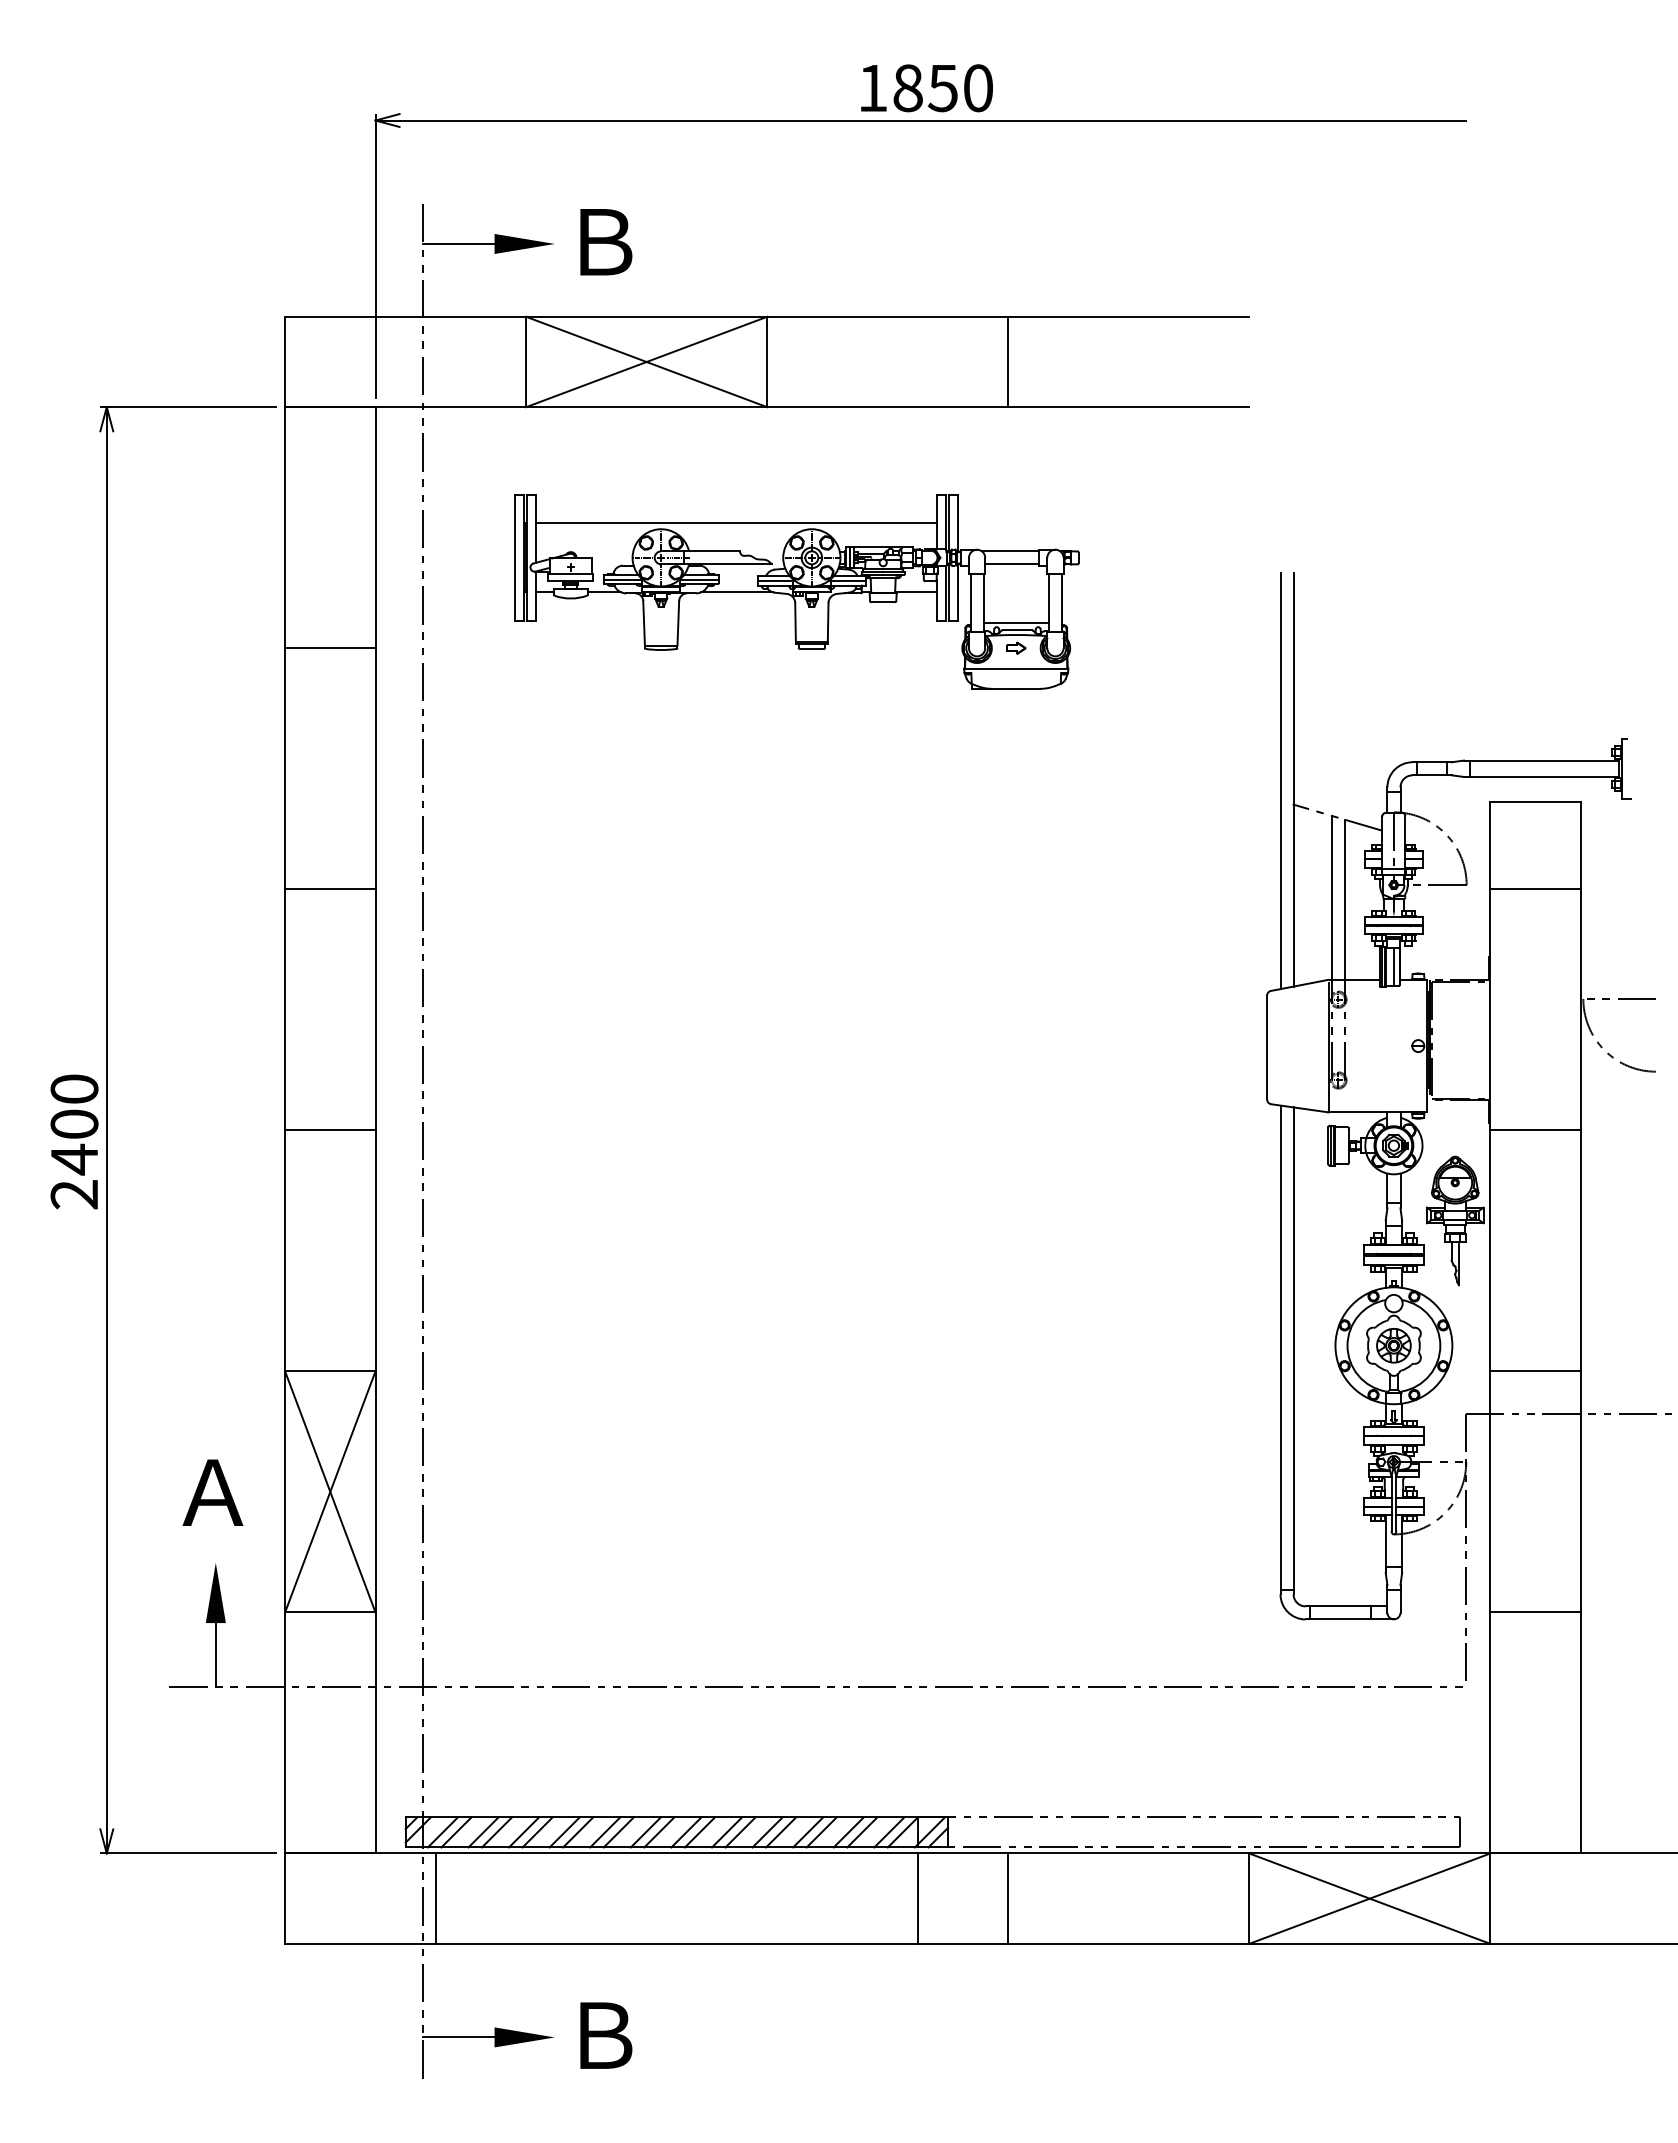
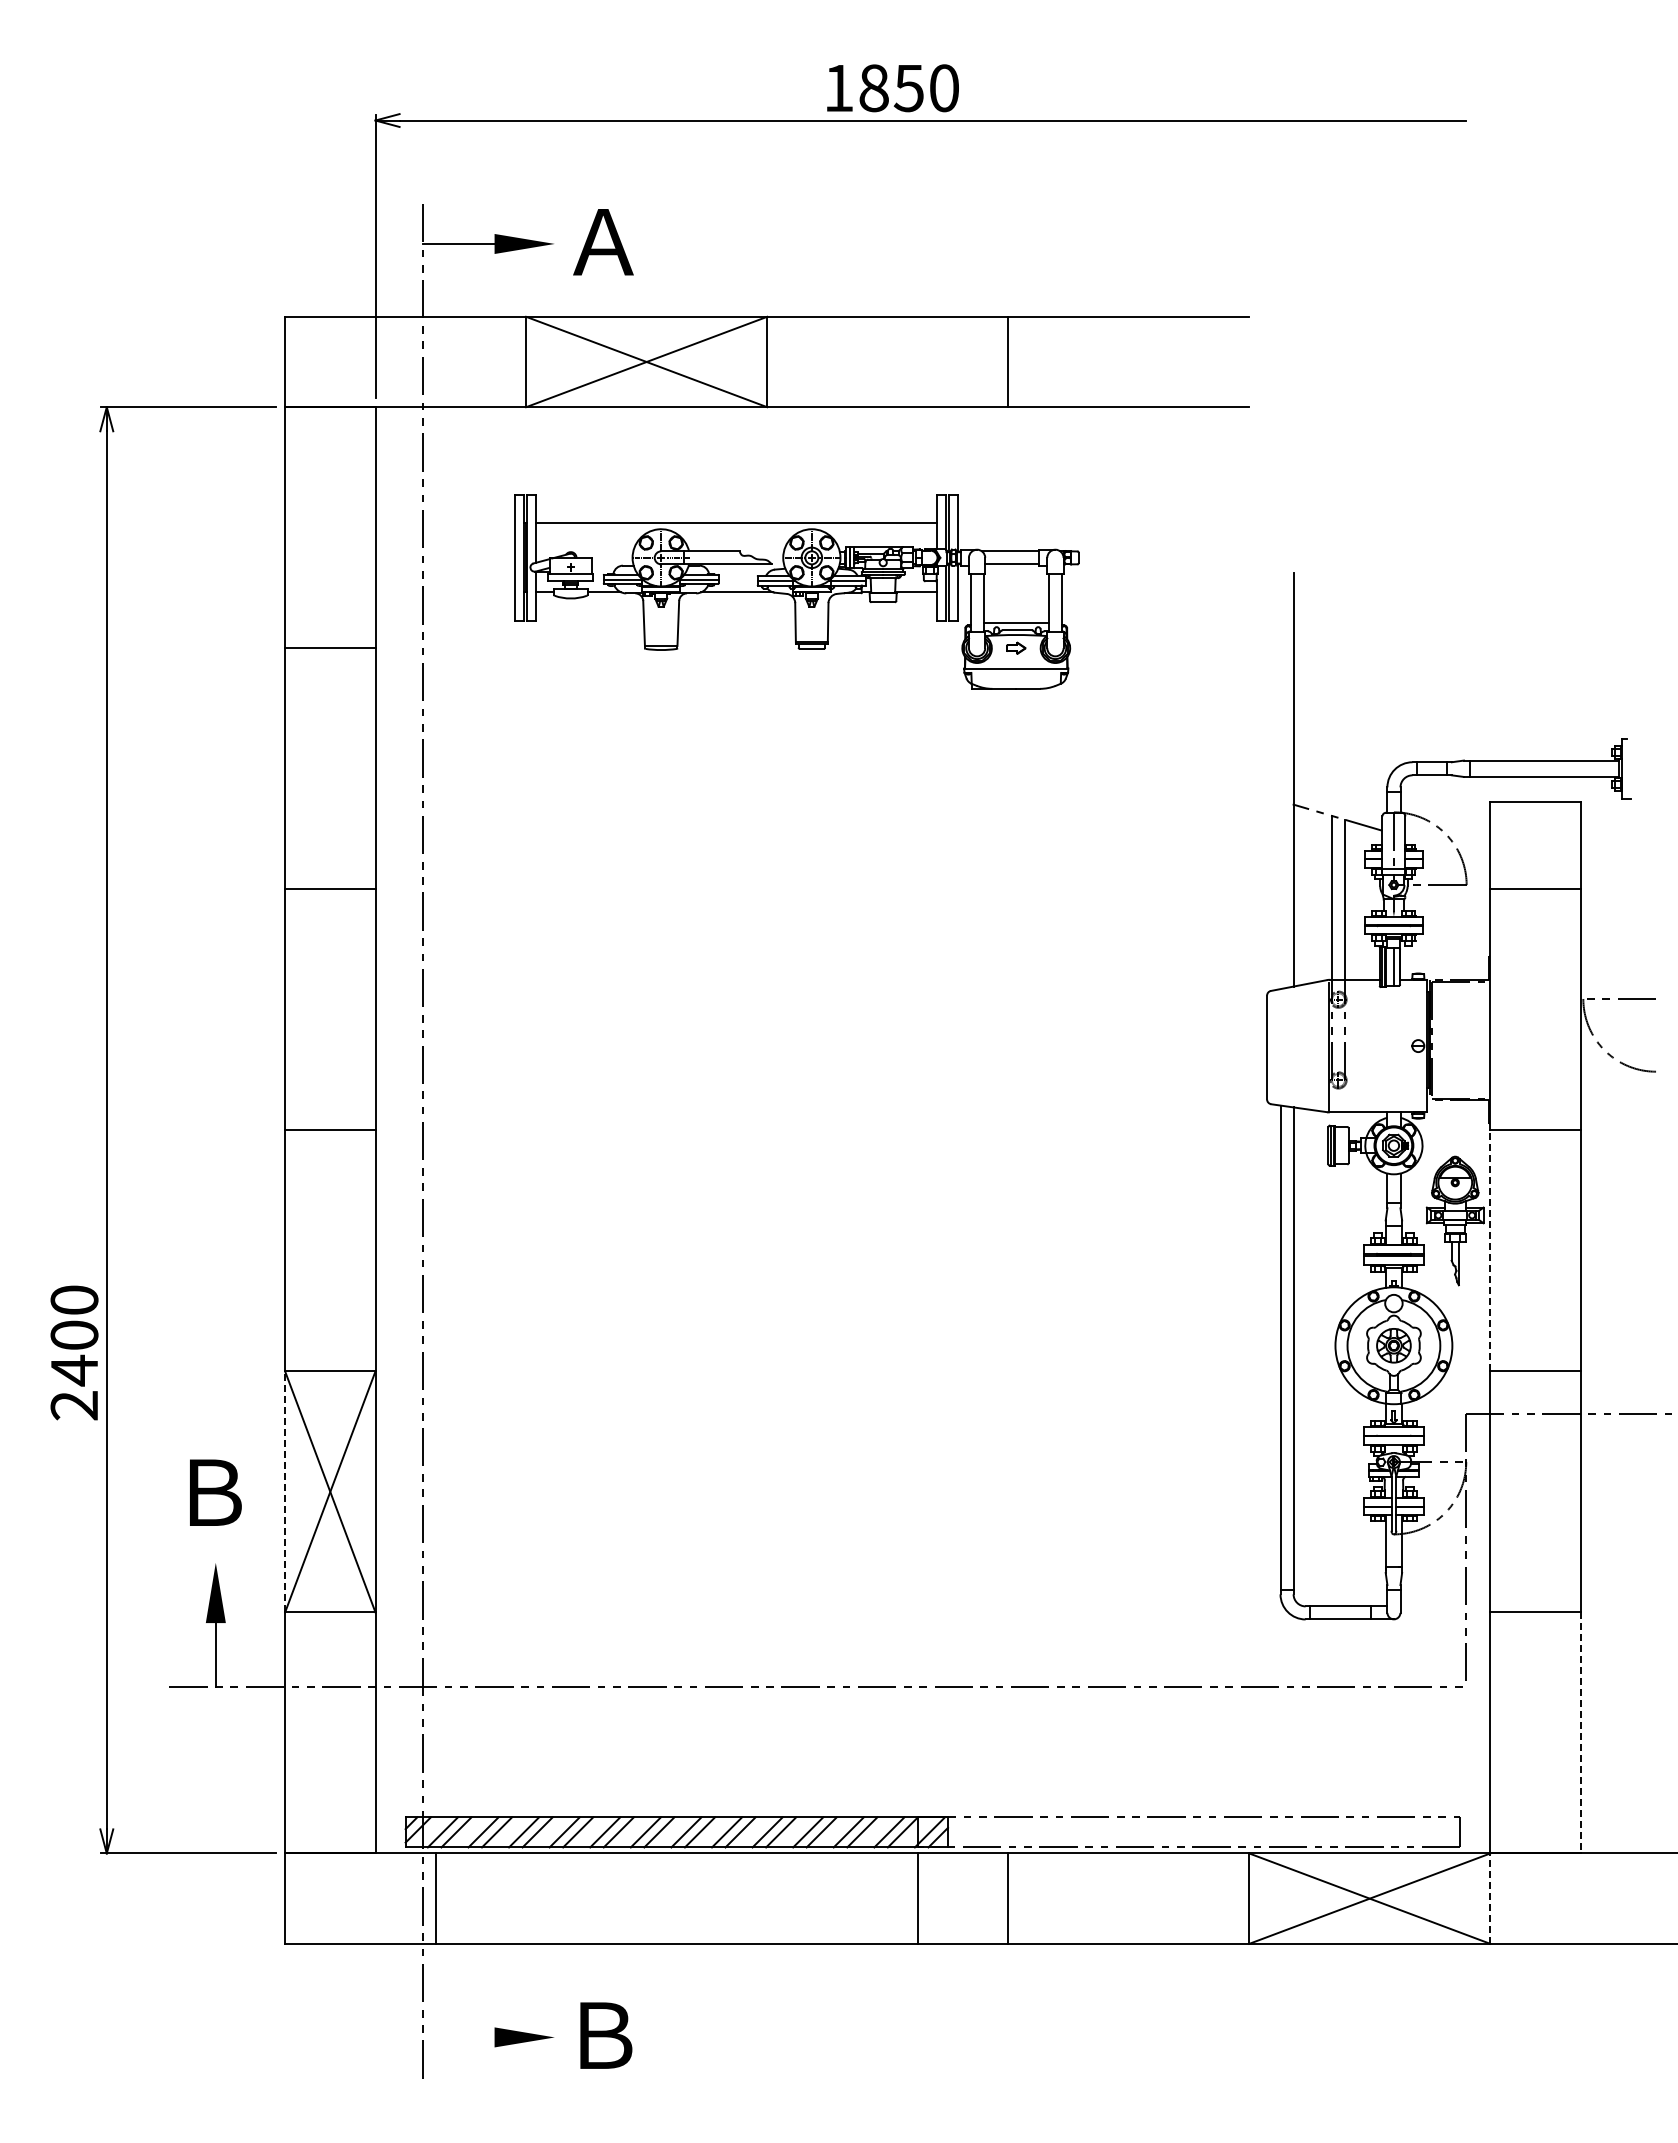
text position: (926, 88) -> (892, 88) (892, 88)
text: Ｂ -> Ａ (603, 242)
line: present -> none (1280, 781)
text position: (74, 1141) -> (74, 1352) (74, 1352)
line: solid -> dashed (1490, 1250)
line: solid -> dashed (285, 1491)
text: Ａ -> Ｂ (212, 1492)
line: solid -> dashed (1580, 1732)
line: solid -> dashed (1490, 1898)
line: present -> none (458, 2037)
